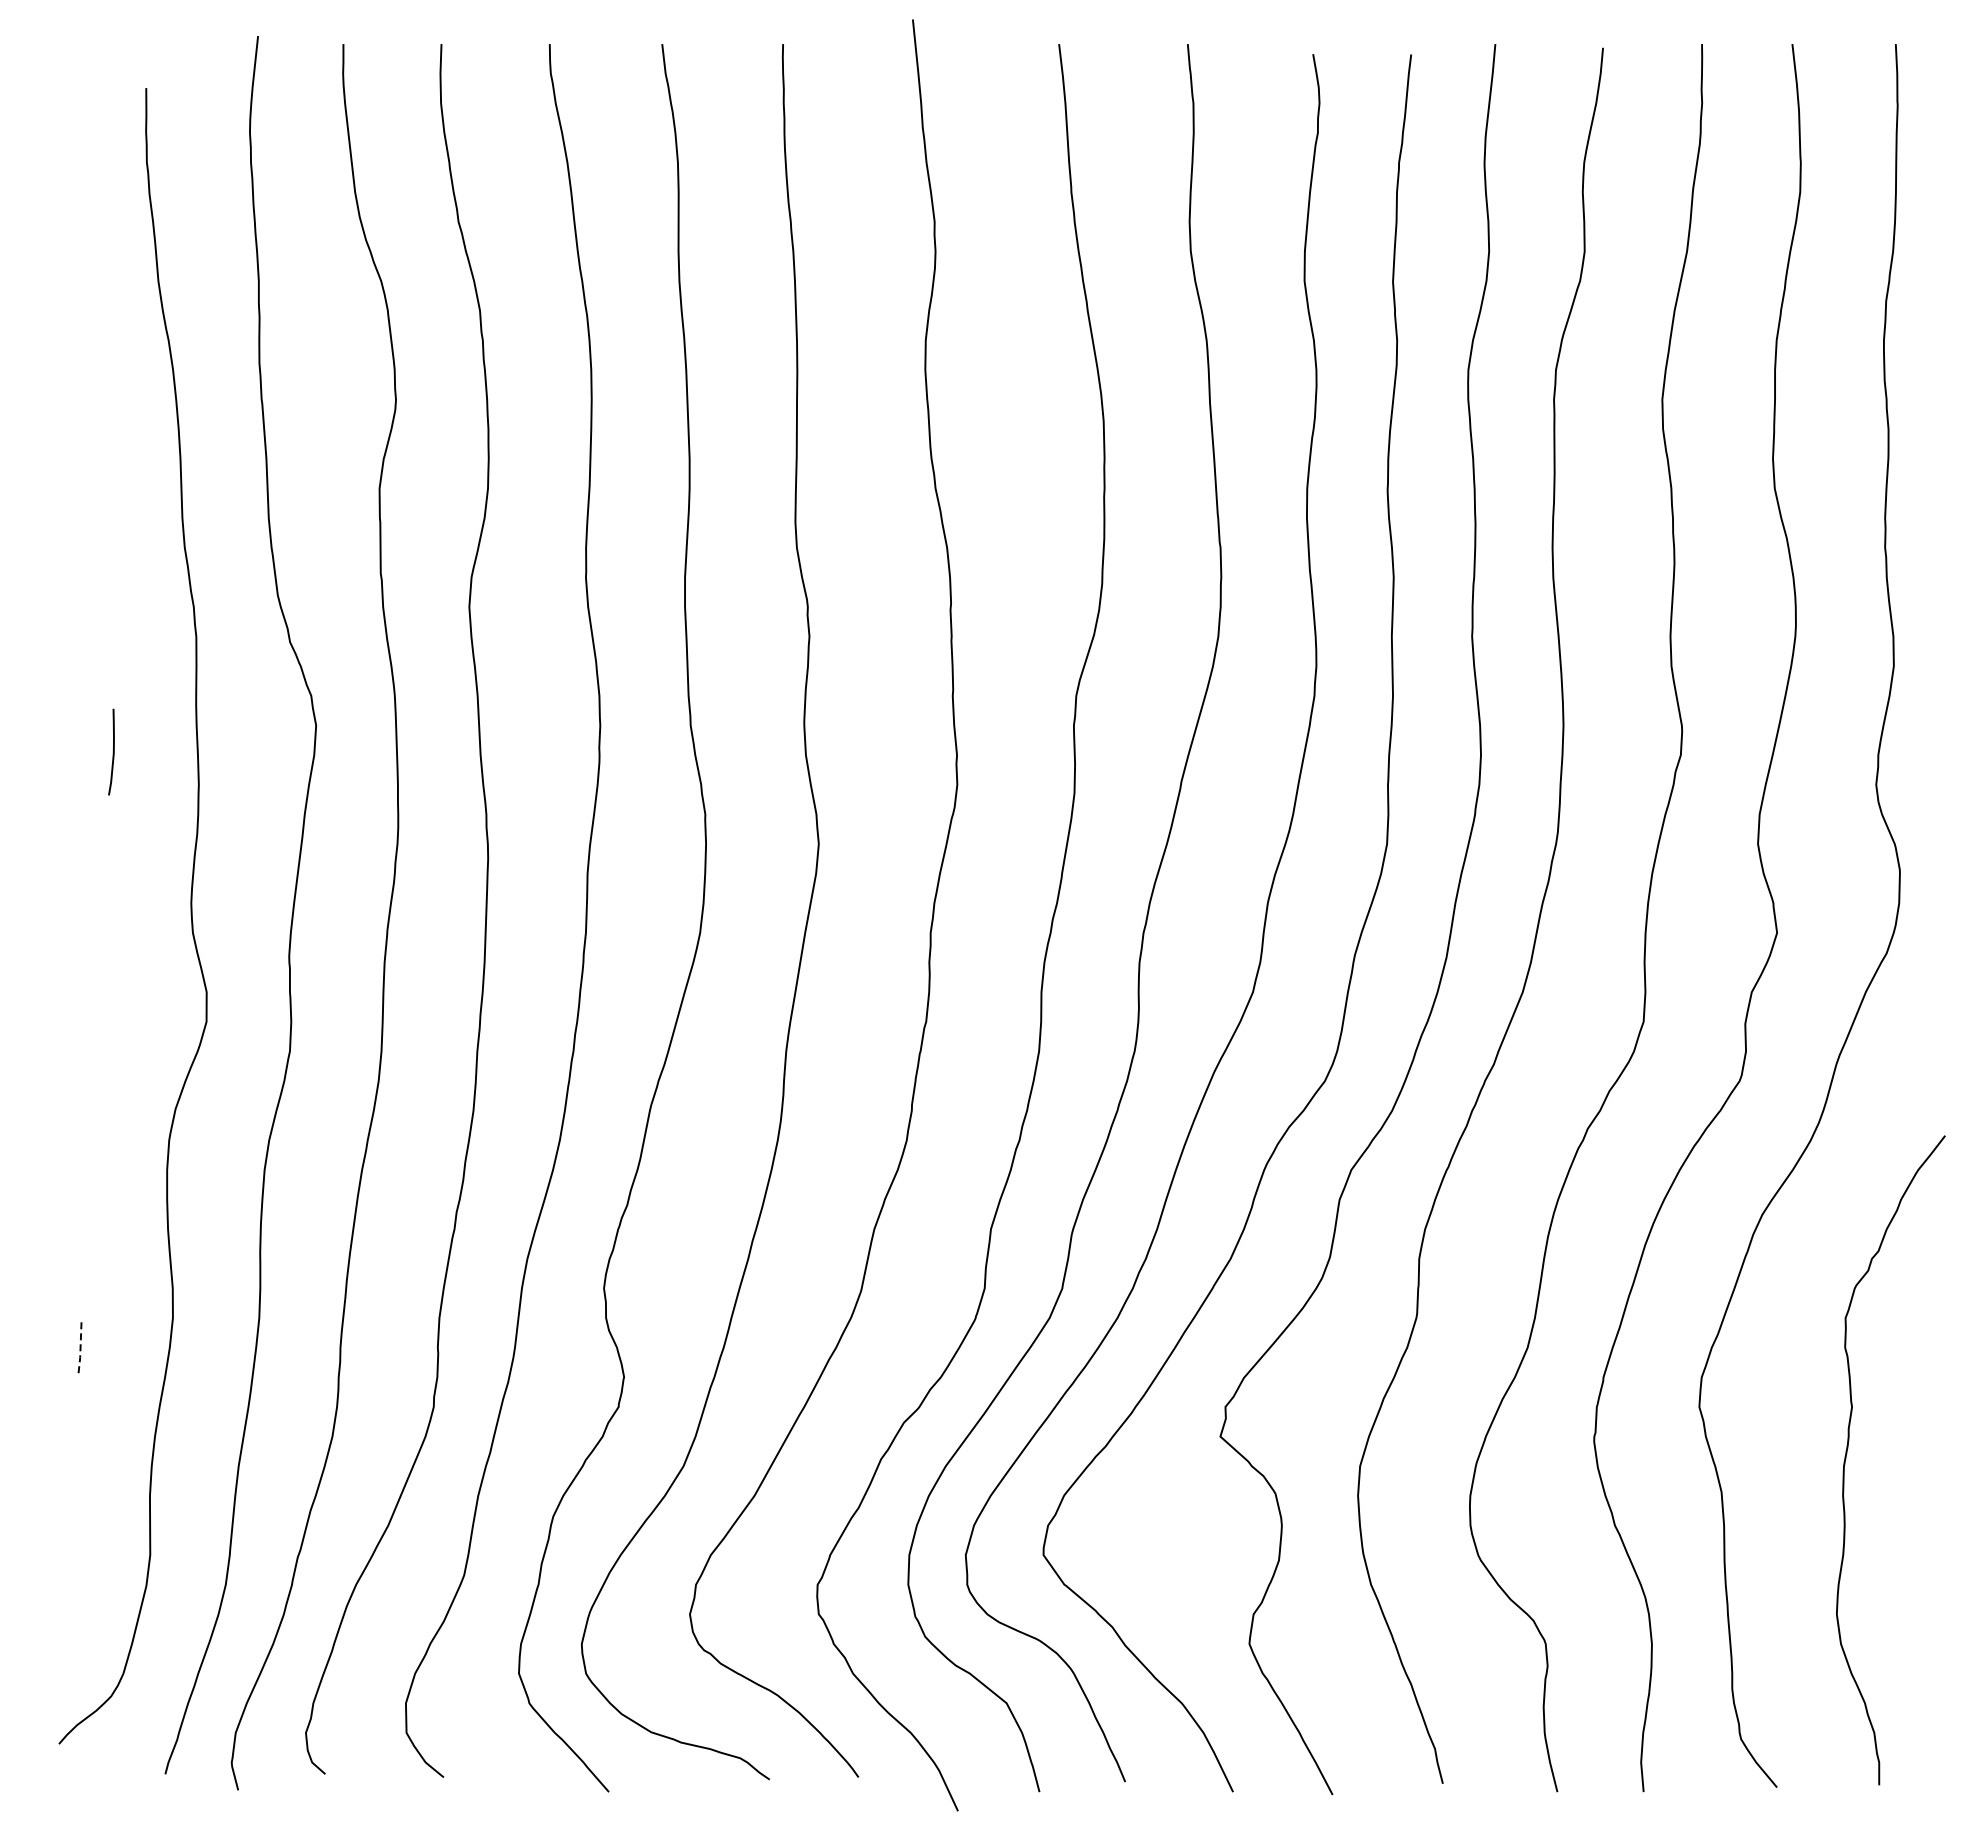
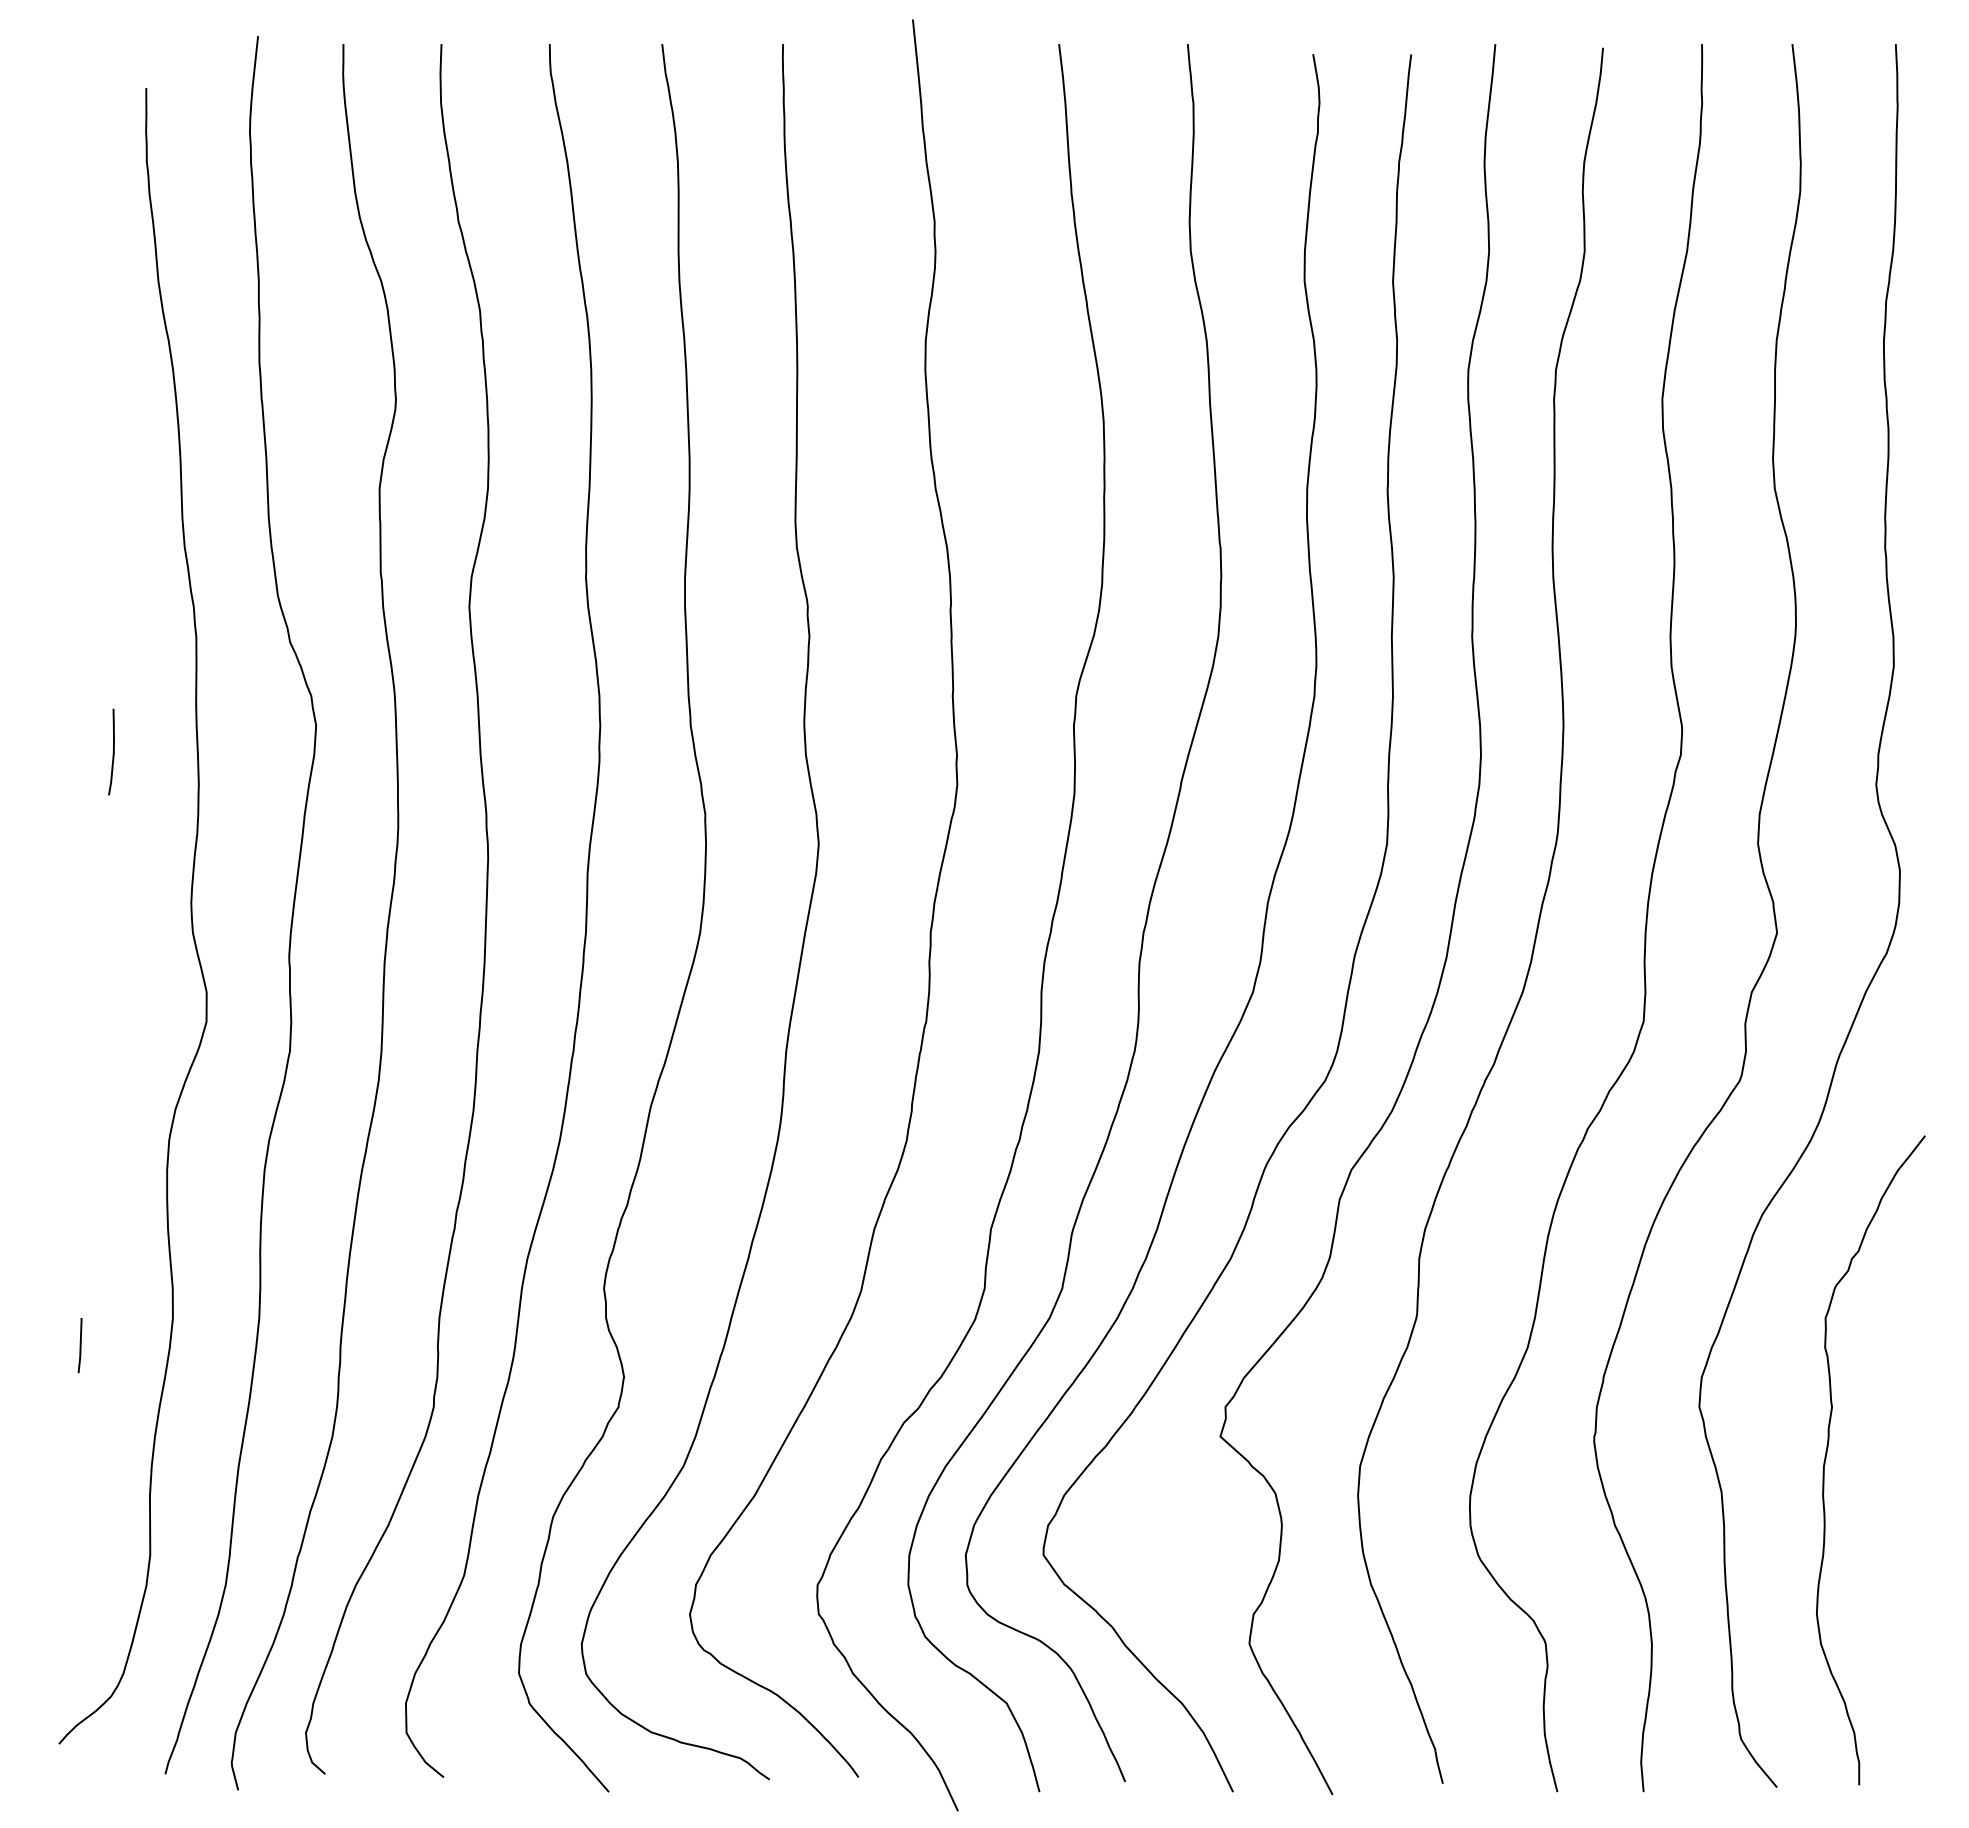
line: dashed -> solid (80, 1344)
curve position: (1847, 1453) -> (1827, 1453) (1827, 1453)
